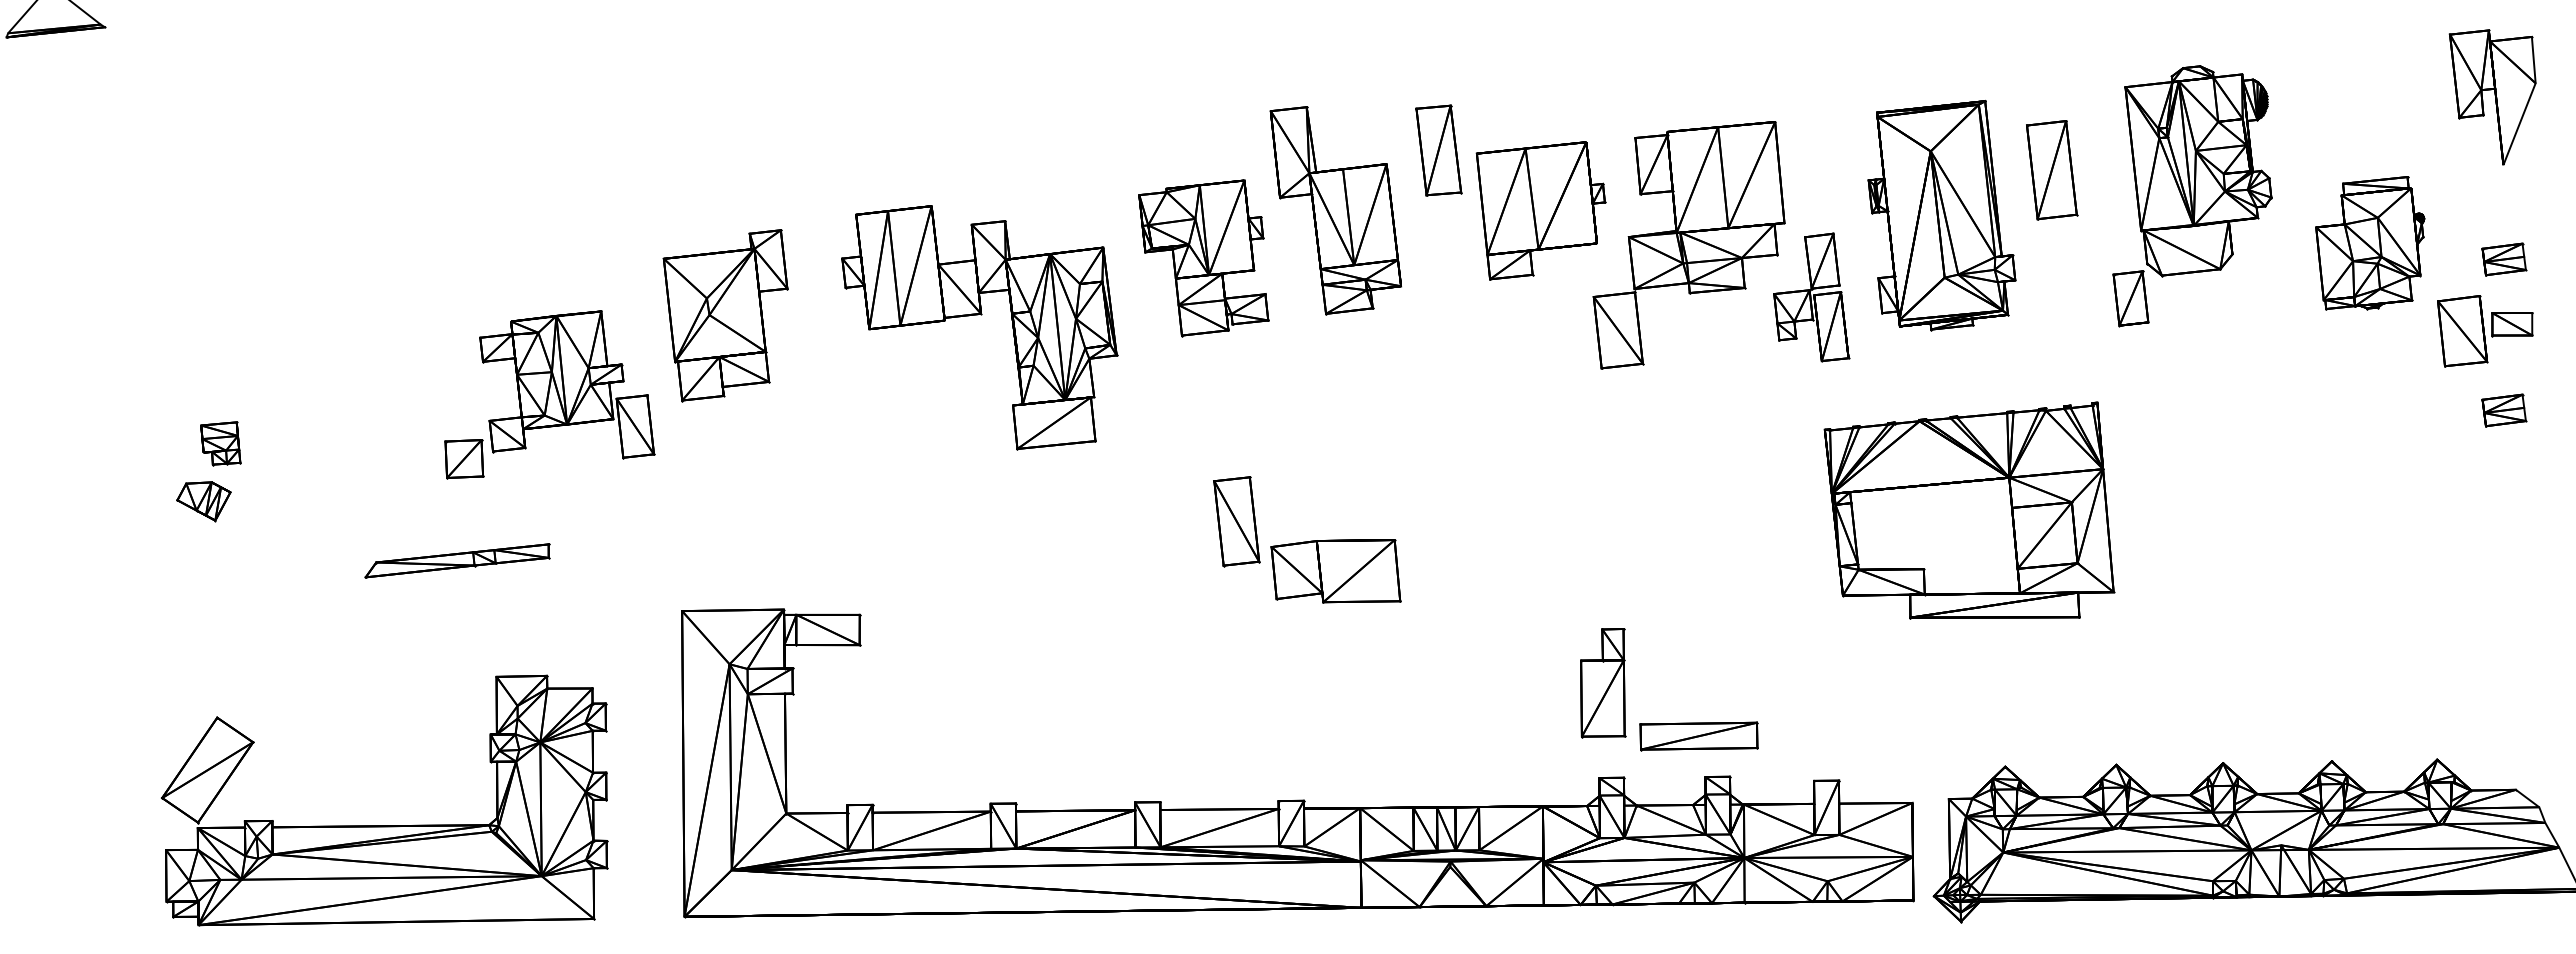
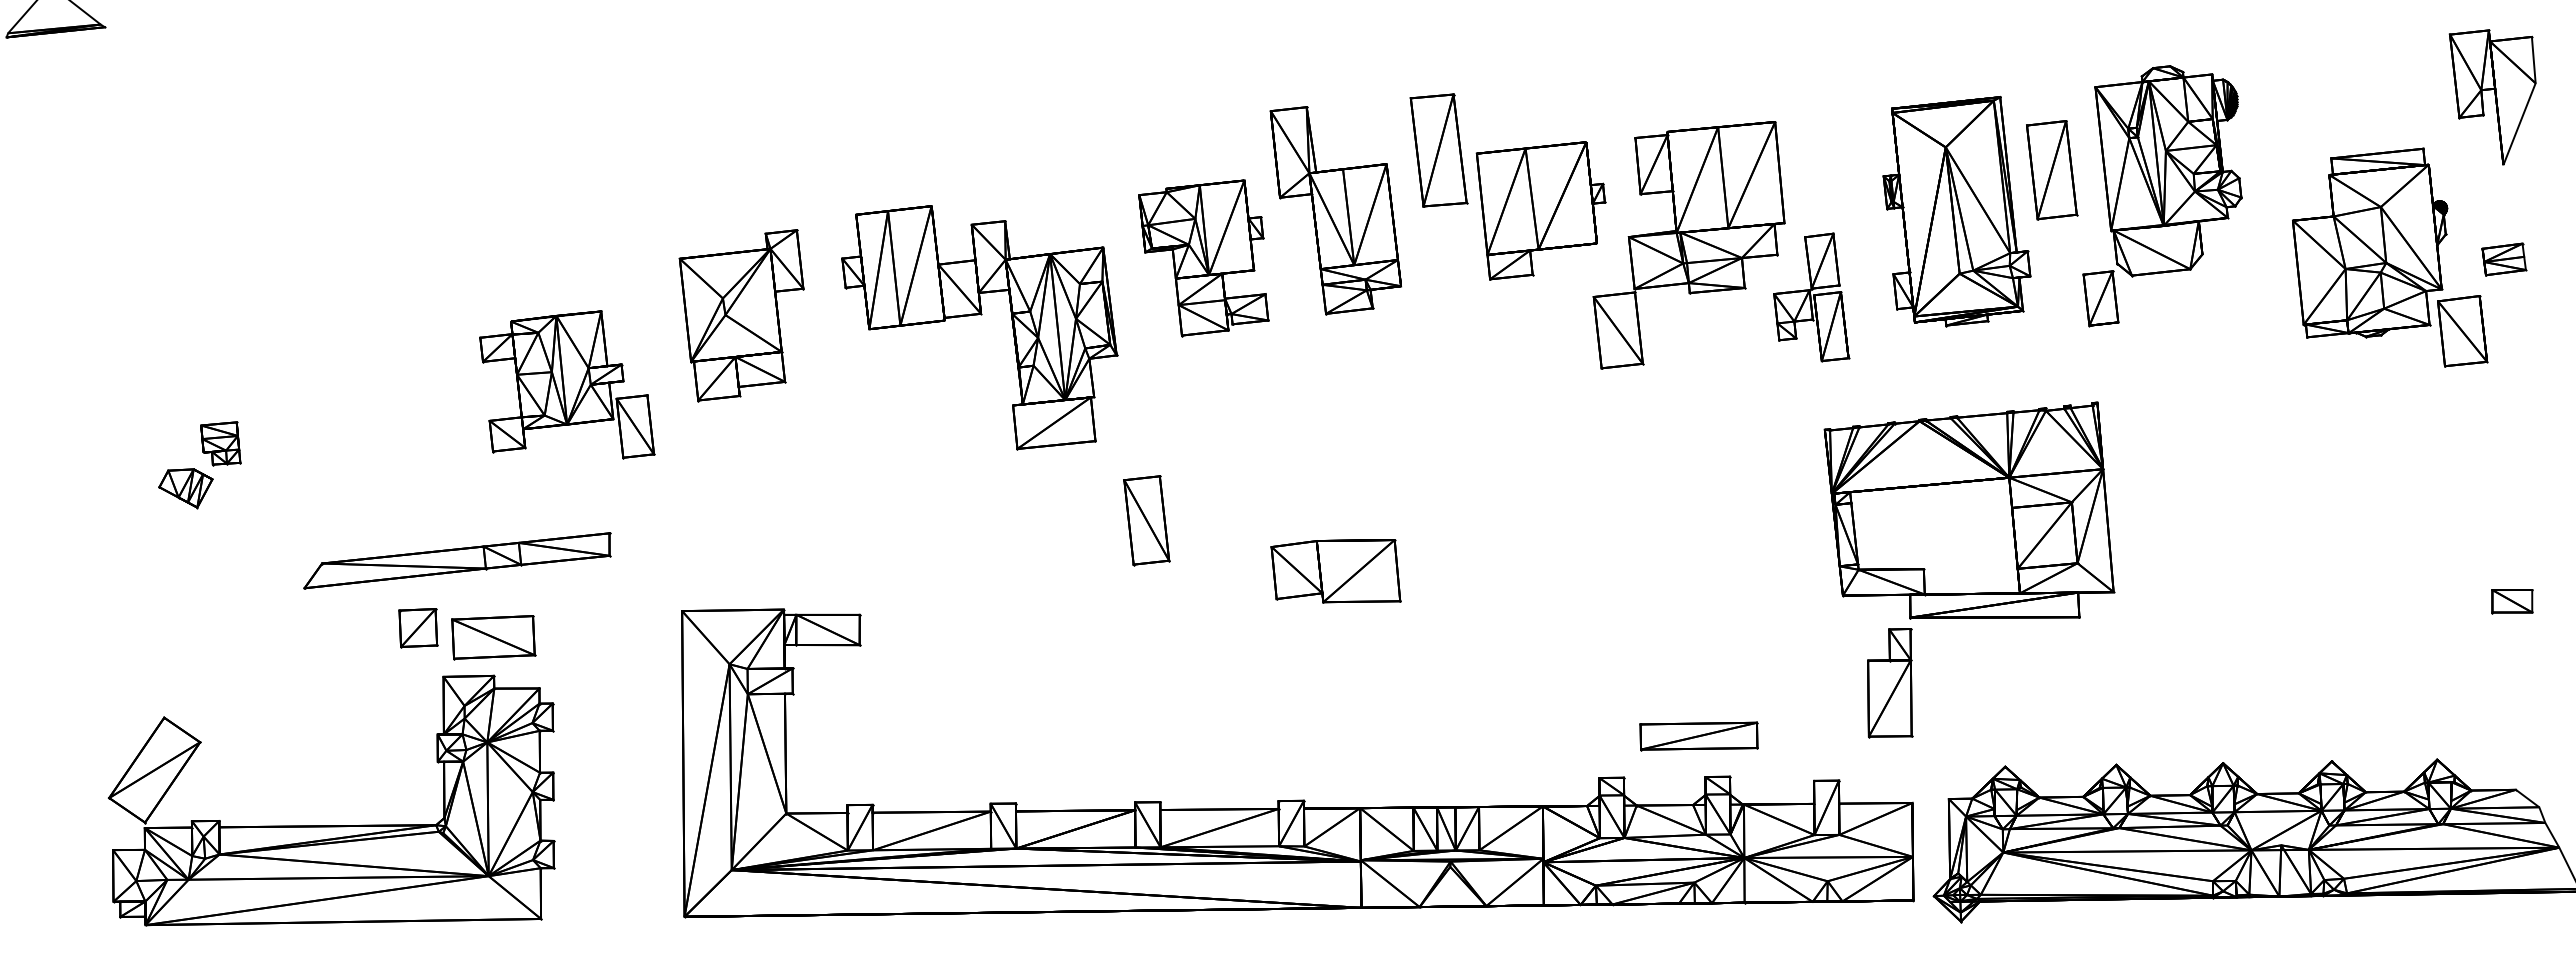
part size: 48x93 px -> 60x115 px (1438, 150)
part position: (2192, 196) -> (2162, 196) (2162, 196)
part position: (1941, 215) -> (1956, 211) (1956, 211)
part size: 111x135 px -> 157x192 px (2370, 242)
part position: (725, 315) -> (741, 315) (741, 315)
part position: (2512, 324) -> (2512, 601) (2512, 601)
part: present -> none (2504, 410)
part position: (464, 459) -> (418, 628) (418, 628)
part position: (203, 501) -> (185, 488) (185, 488)
part position: (1236, 521) -> (1146, 520) (1146, 520)
part size: 187x36 px -> 309x58 px (457, 560)
part: none -> present (493, 637)
part position: (1603, 683) -> (1890, 683) (1890, 683)
part position: (384, 825) -> (331, 825) (331, 825)
